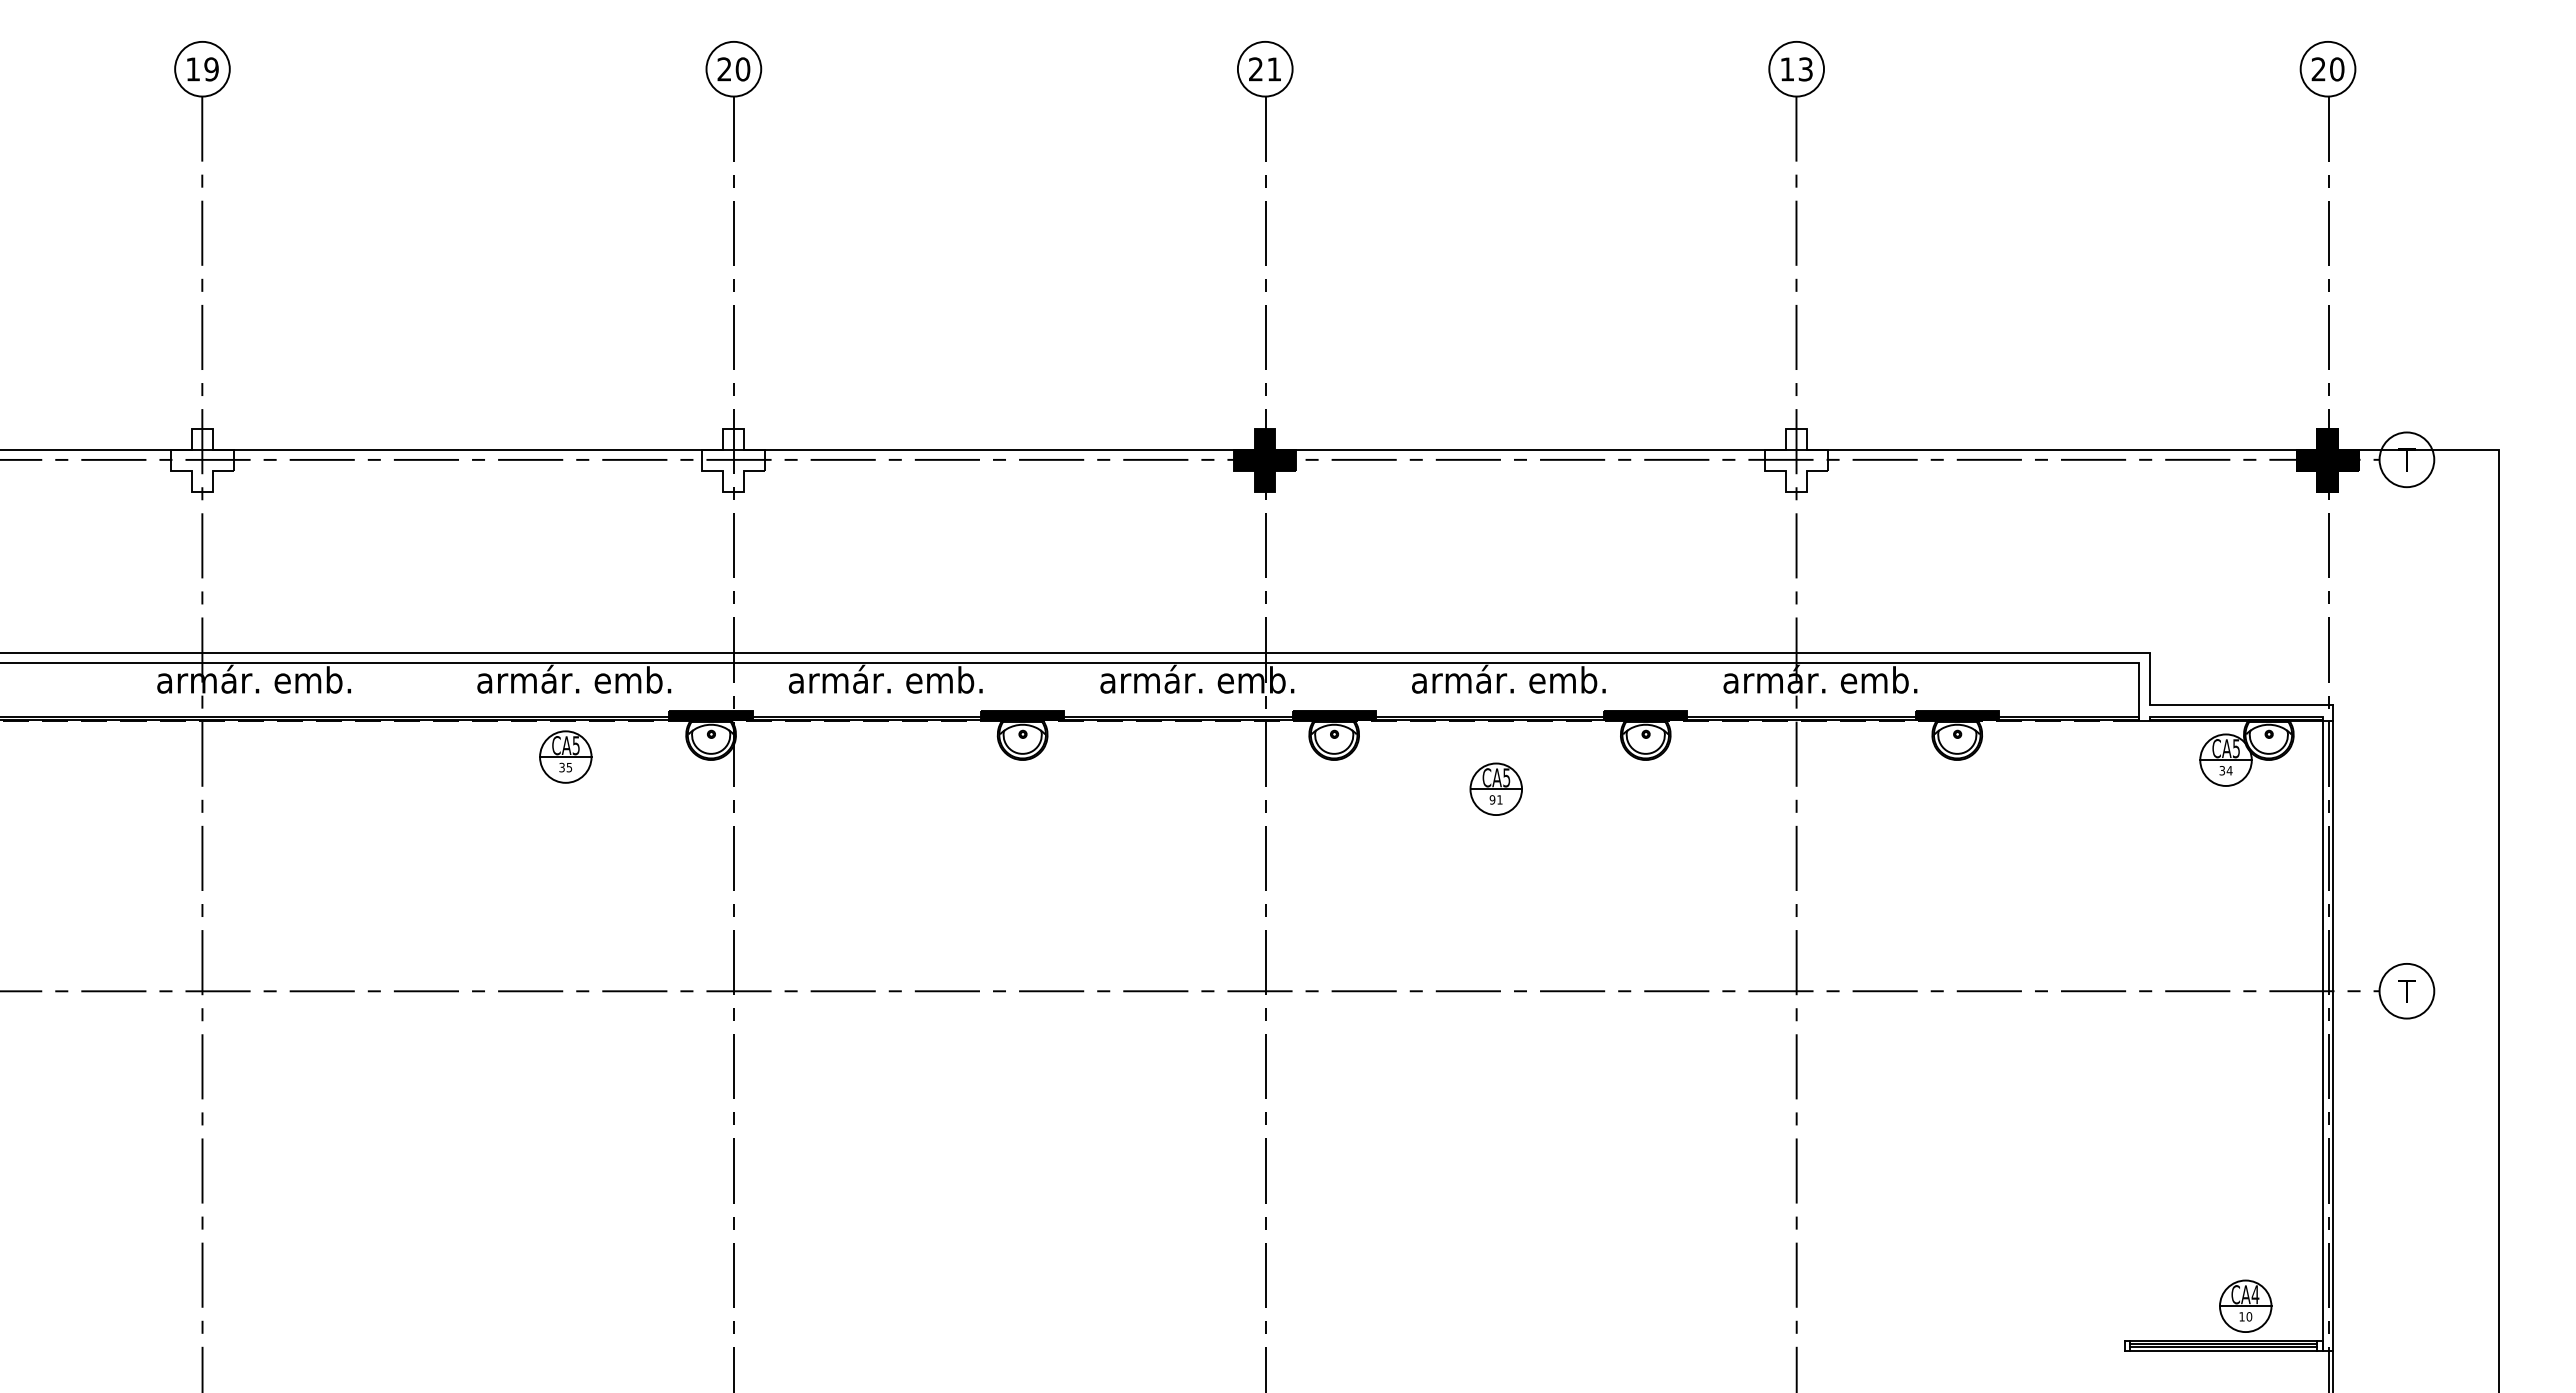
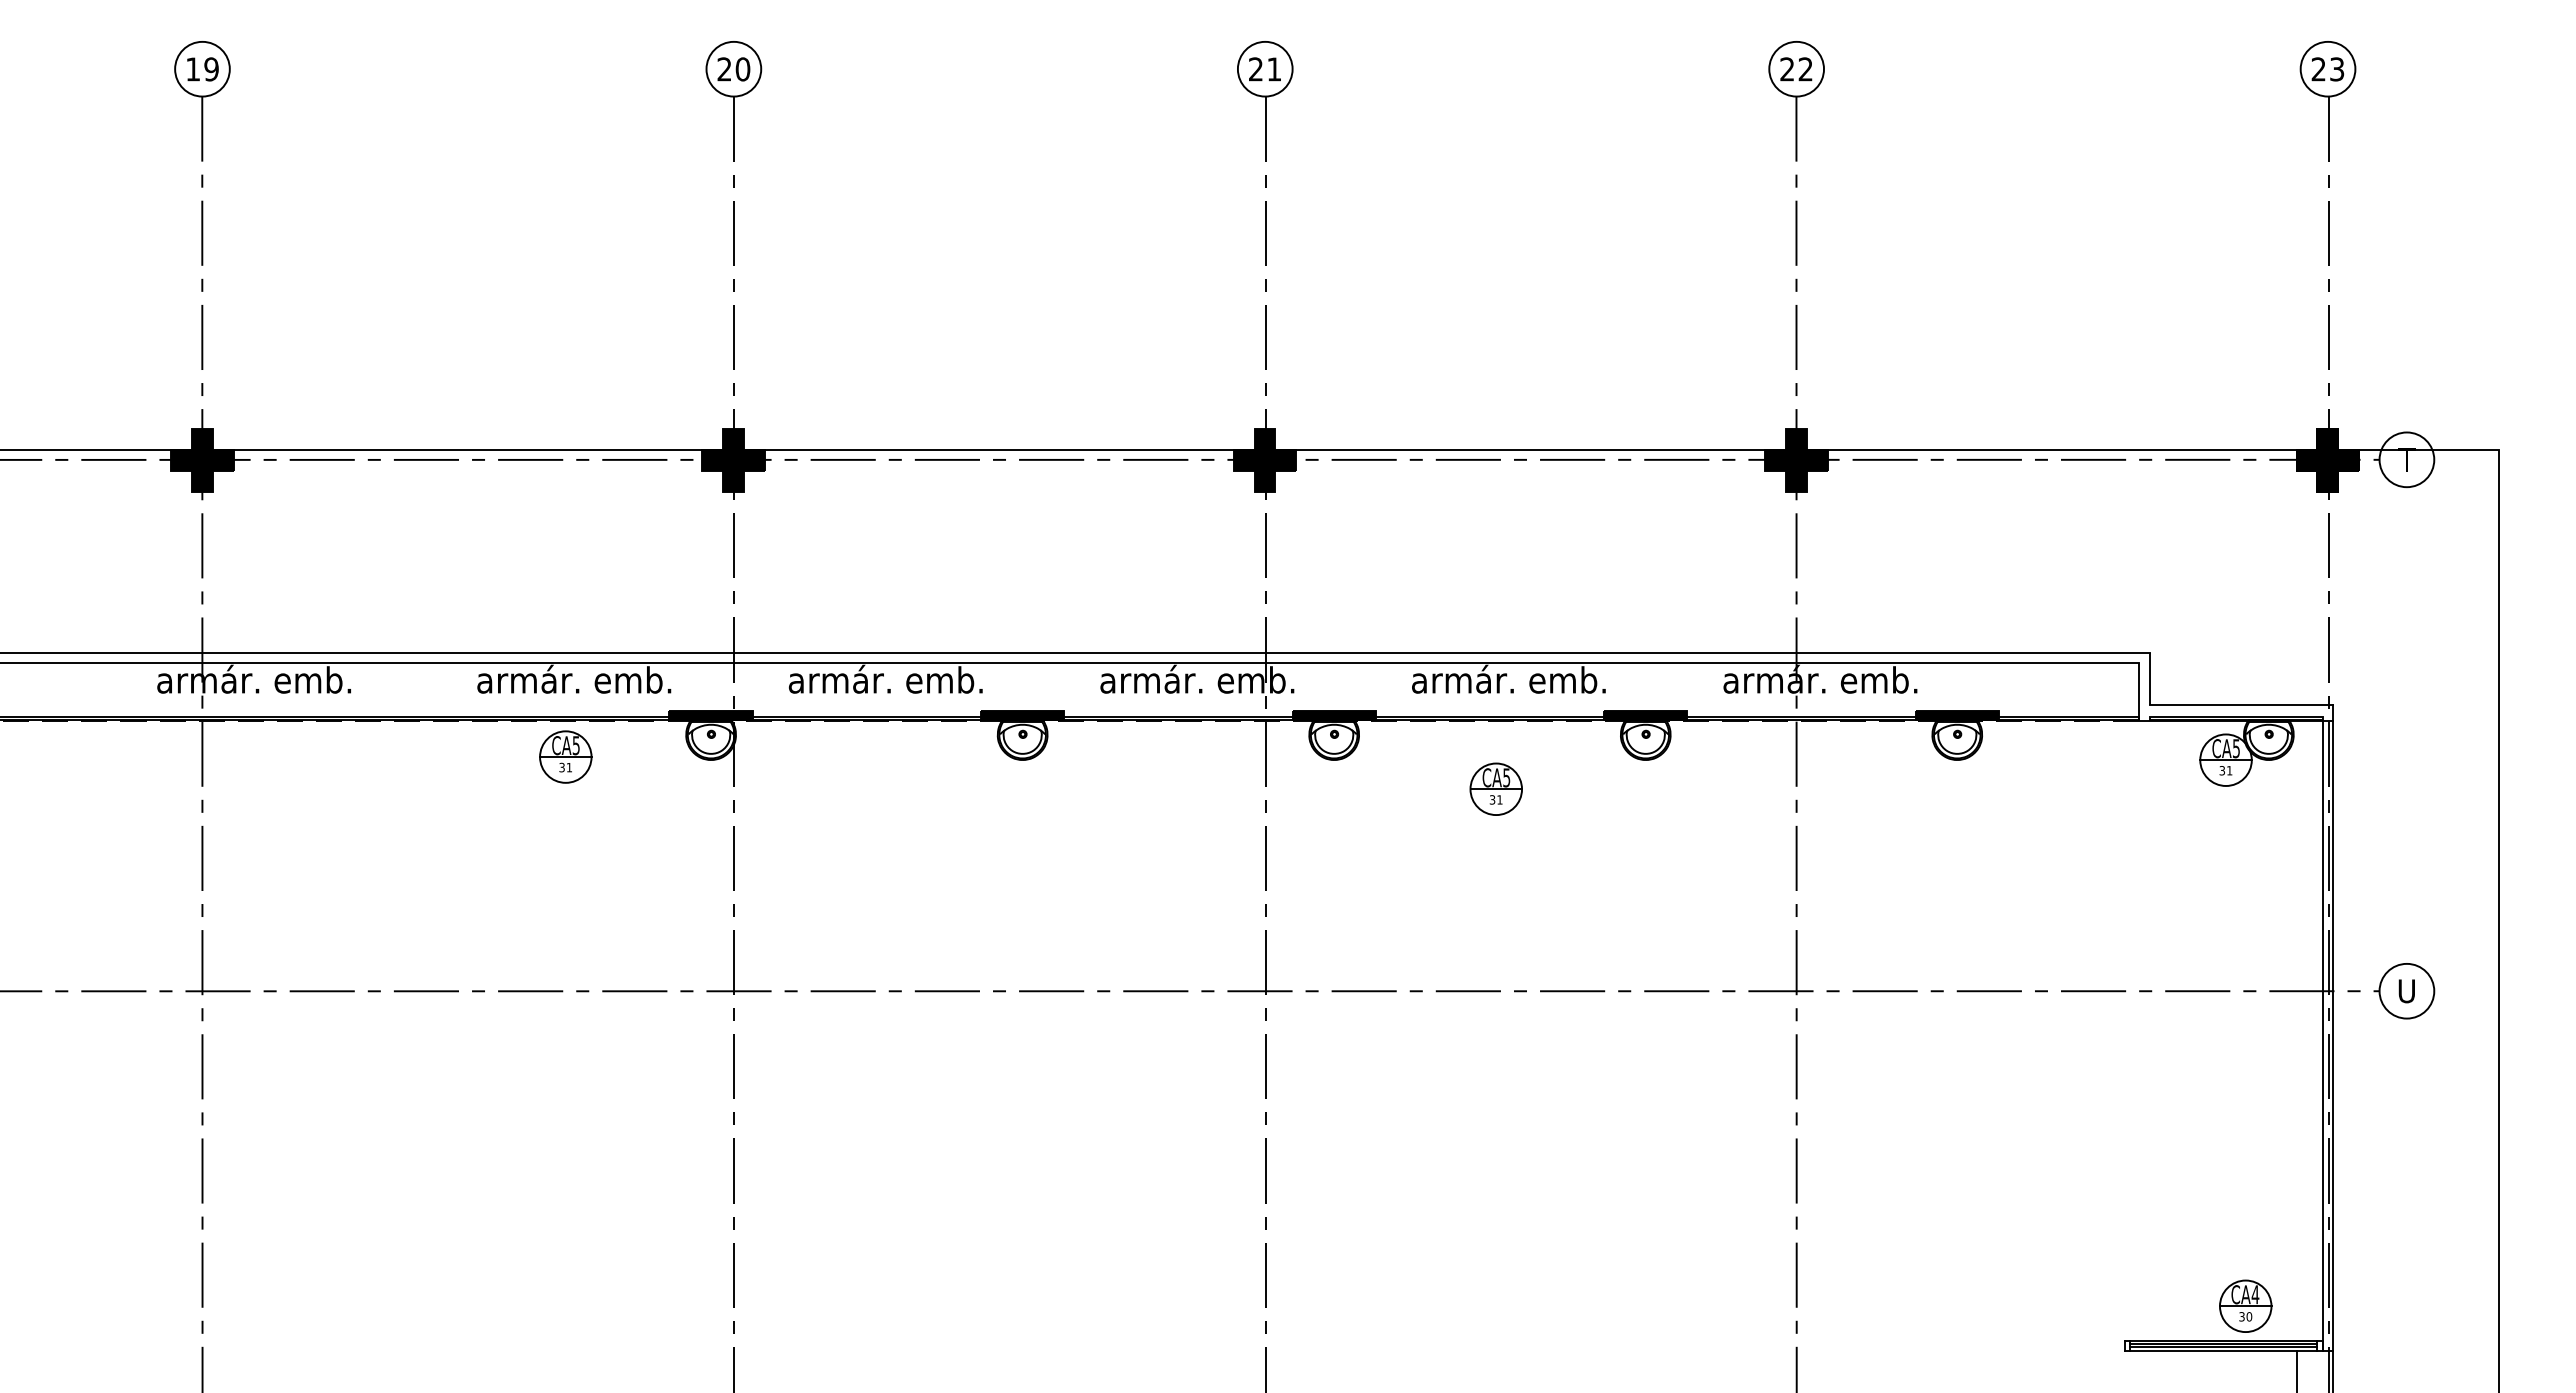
text: 13 -> 22 (1796, 69)
text: 20 -> 23 (2337, 69)
fill: none -> present (202, 460)
fill: none -> present (733, 460)
fill: none -> present (1796, 460)
text: 35 -> 31 (569, 767)
text: 34 -> 31 (2229, 770)
text: 91 -> 31 (1492, 799)
text: T -> U (2406, 991)
text: 10 -> 30 (2241, 1316)
line: none -> present (2296, 1370)
